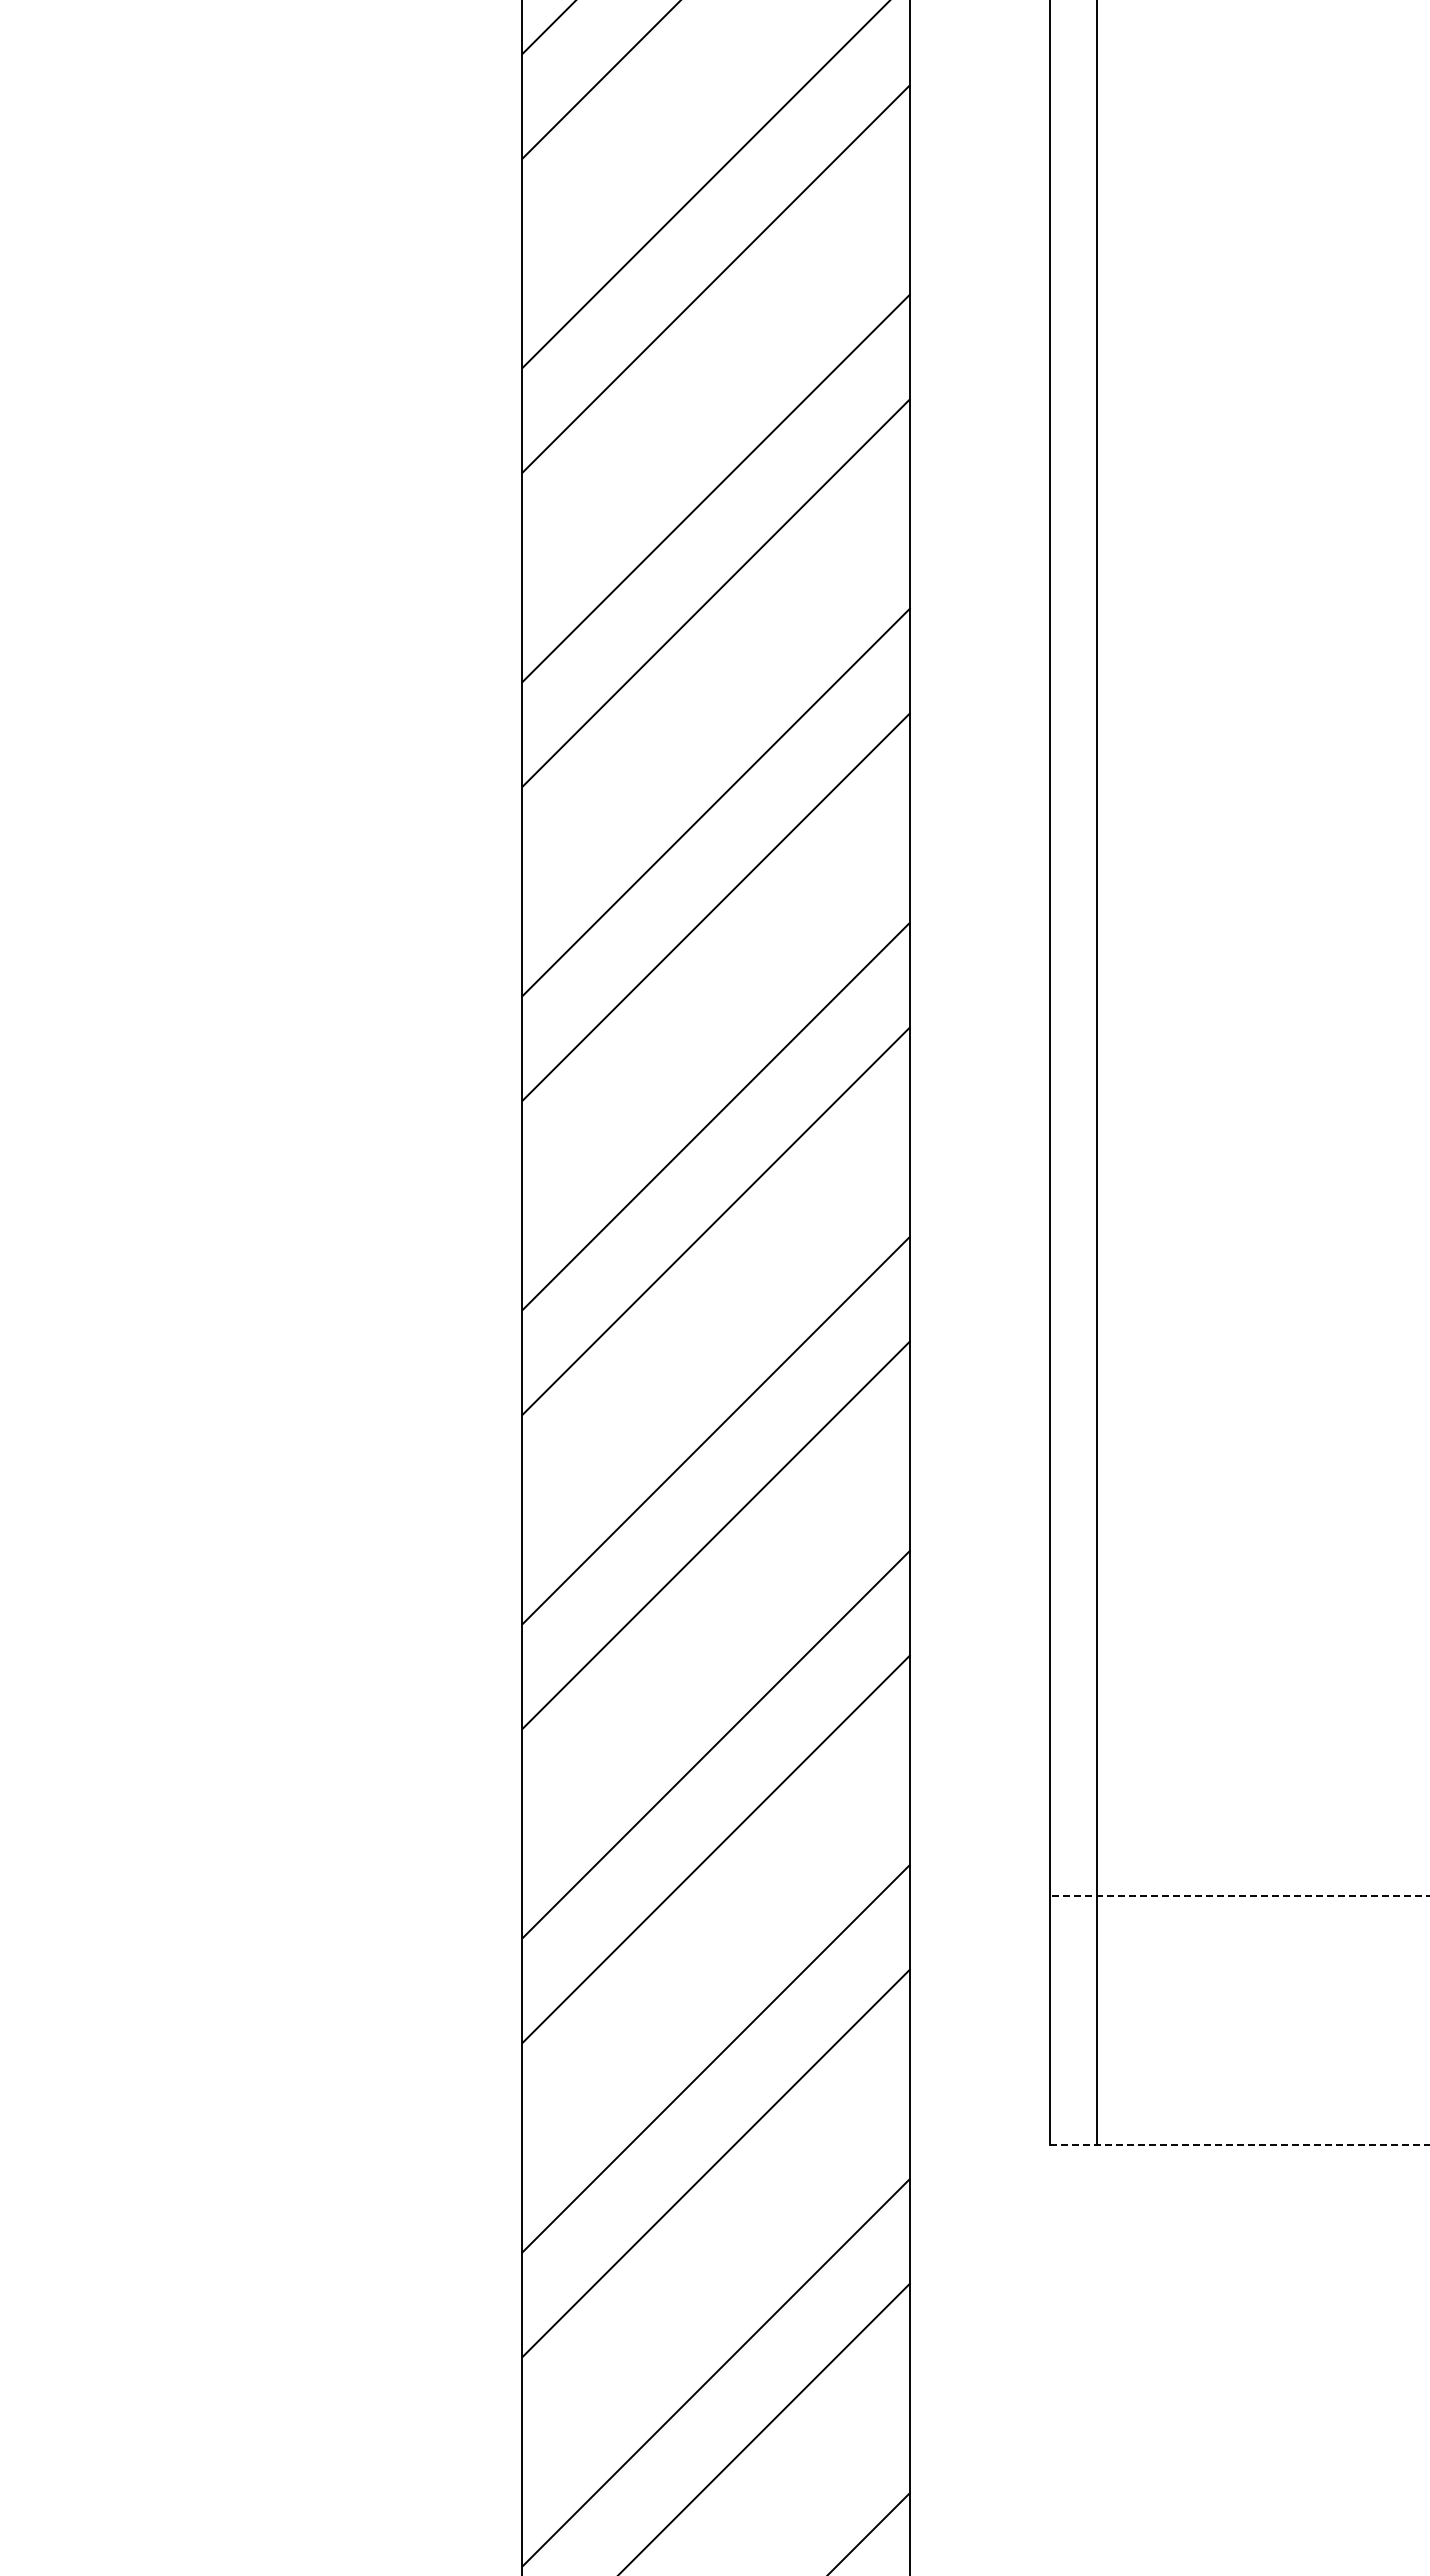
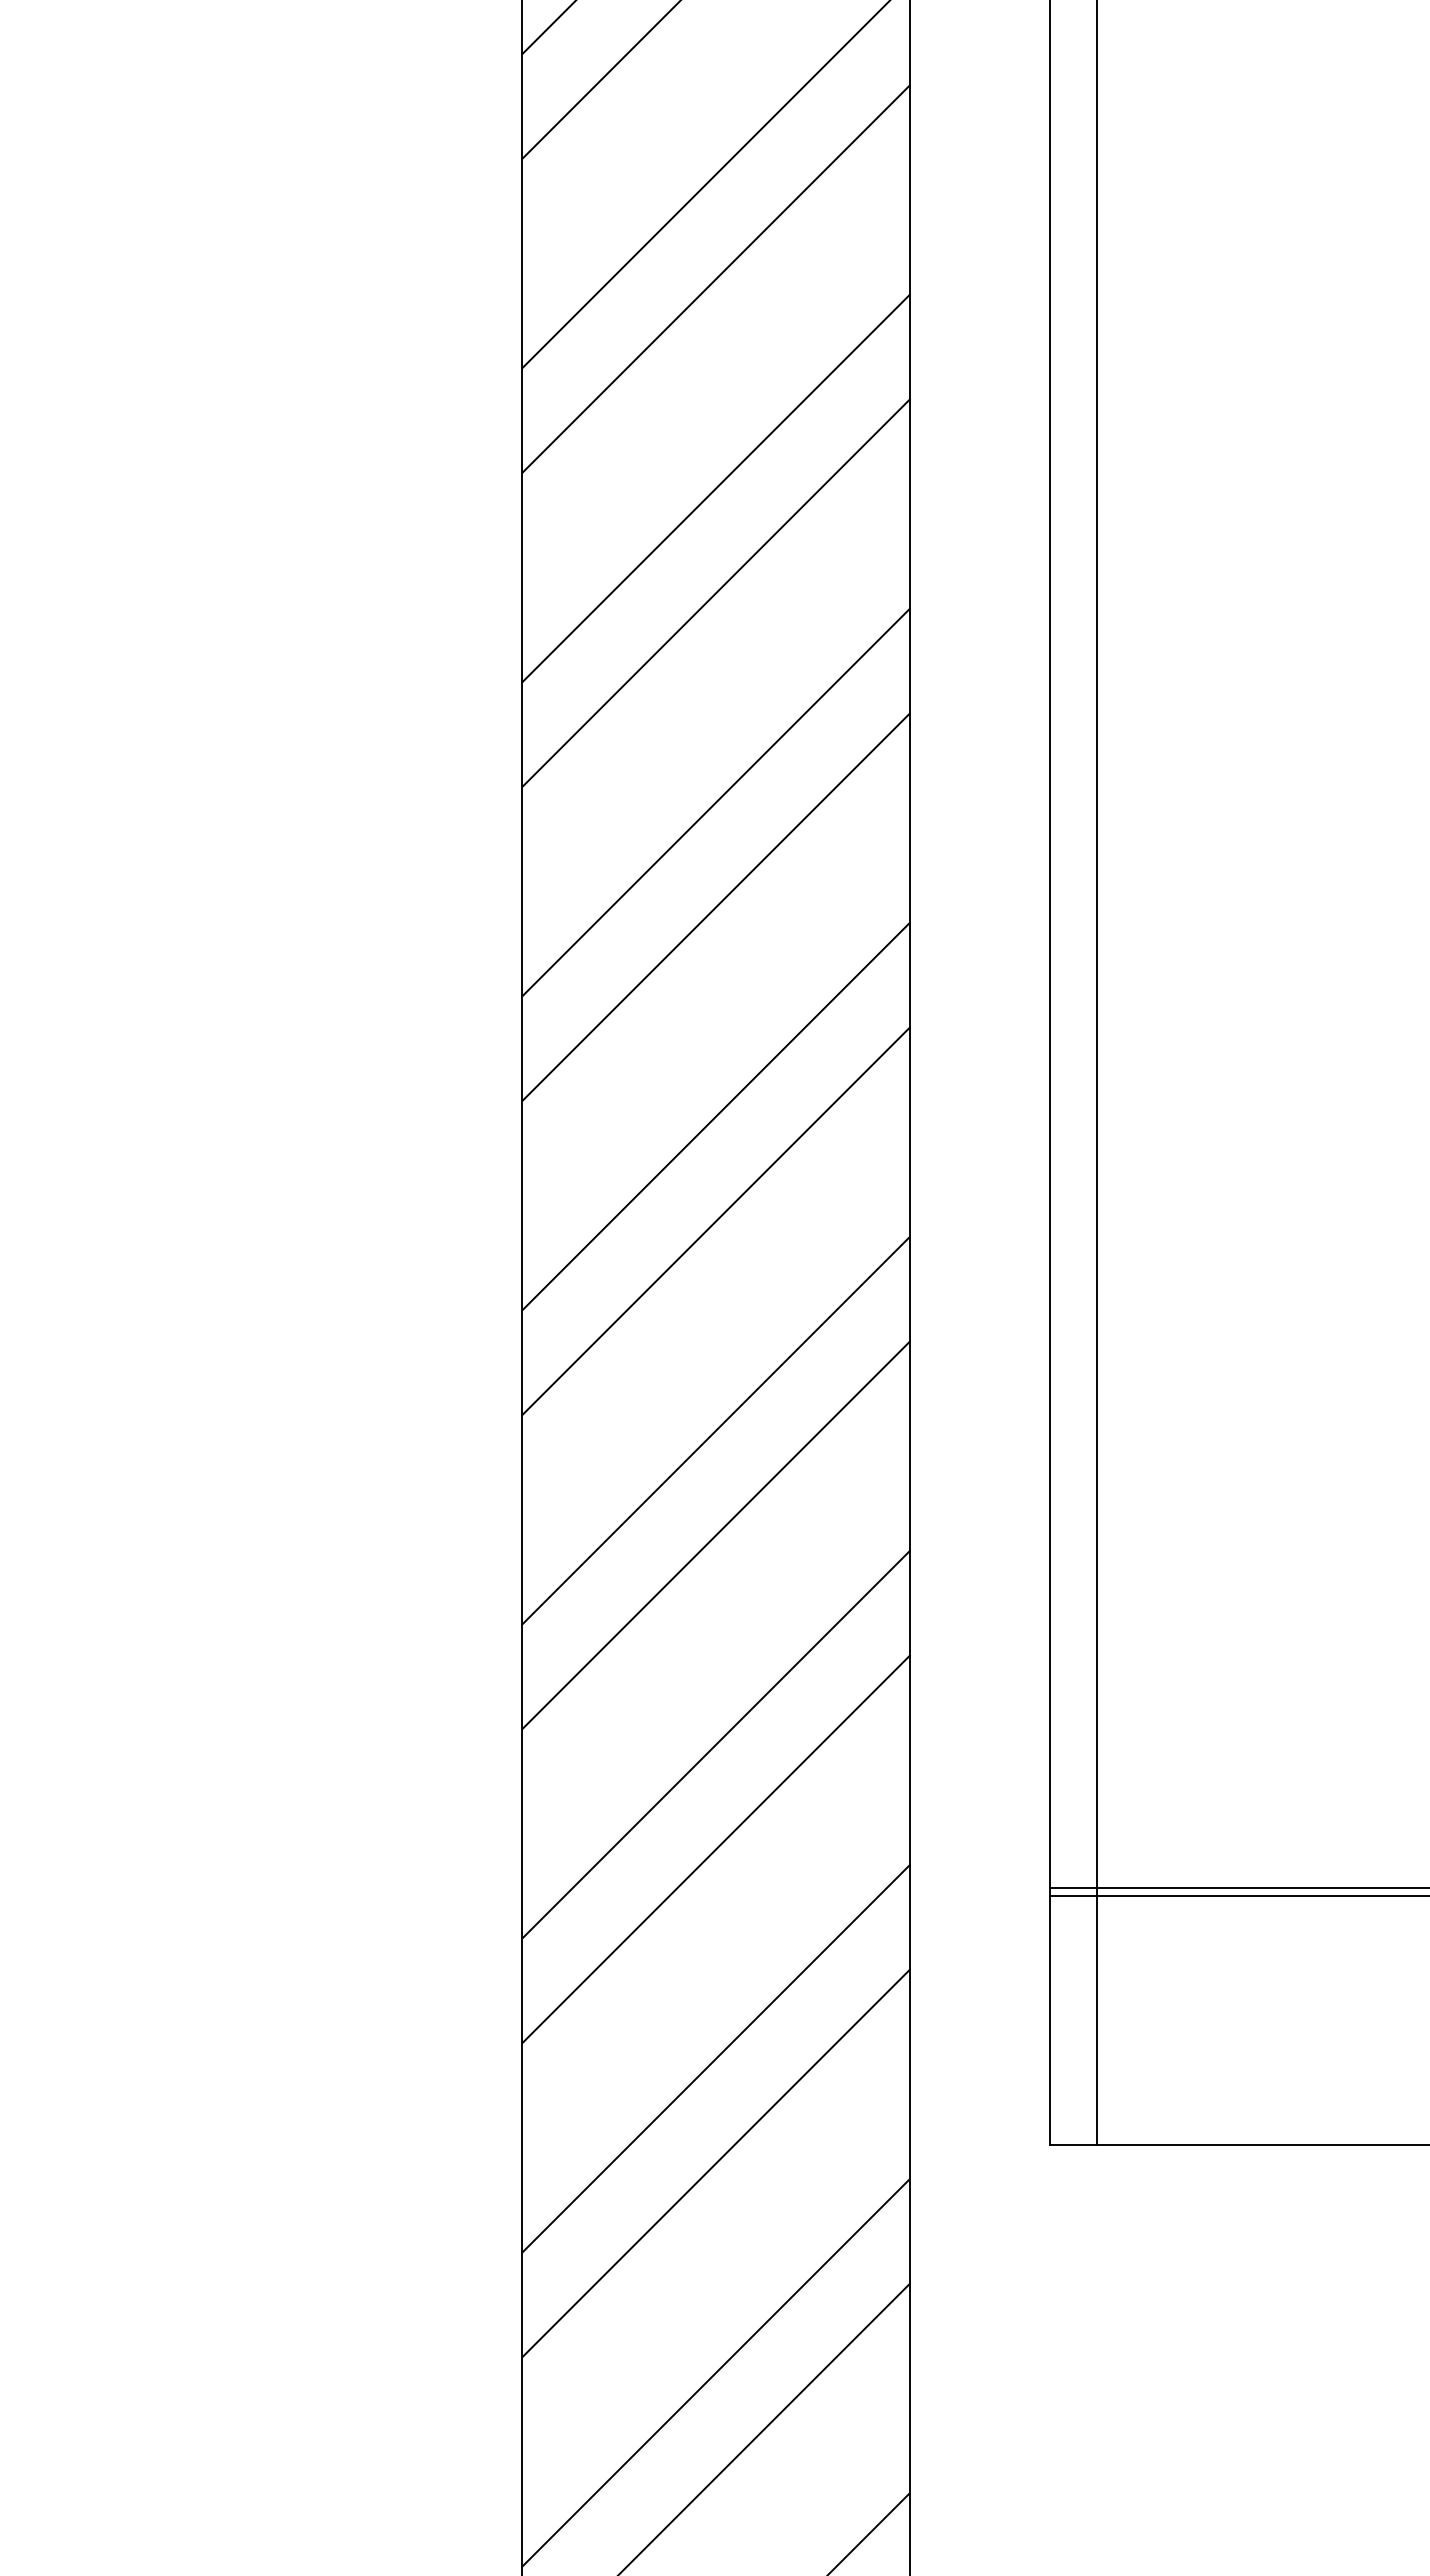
line: none -> present (1238, 1888)
line: dashed -> solid (1239, 1895)
line: dashed -> solid (1240, 2144)
